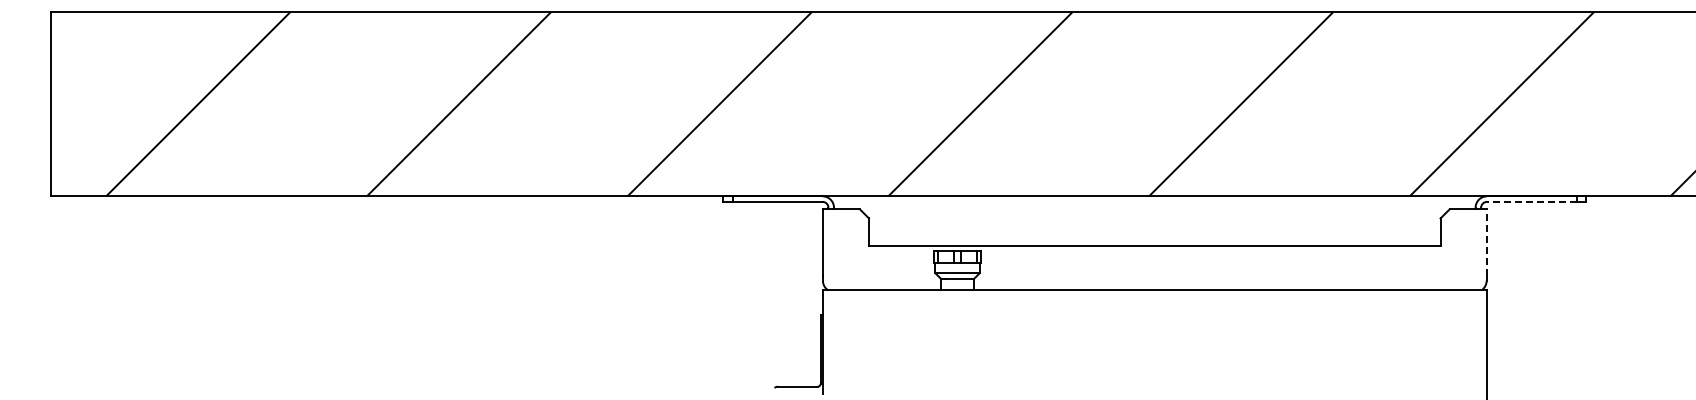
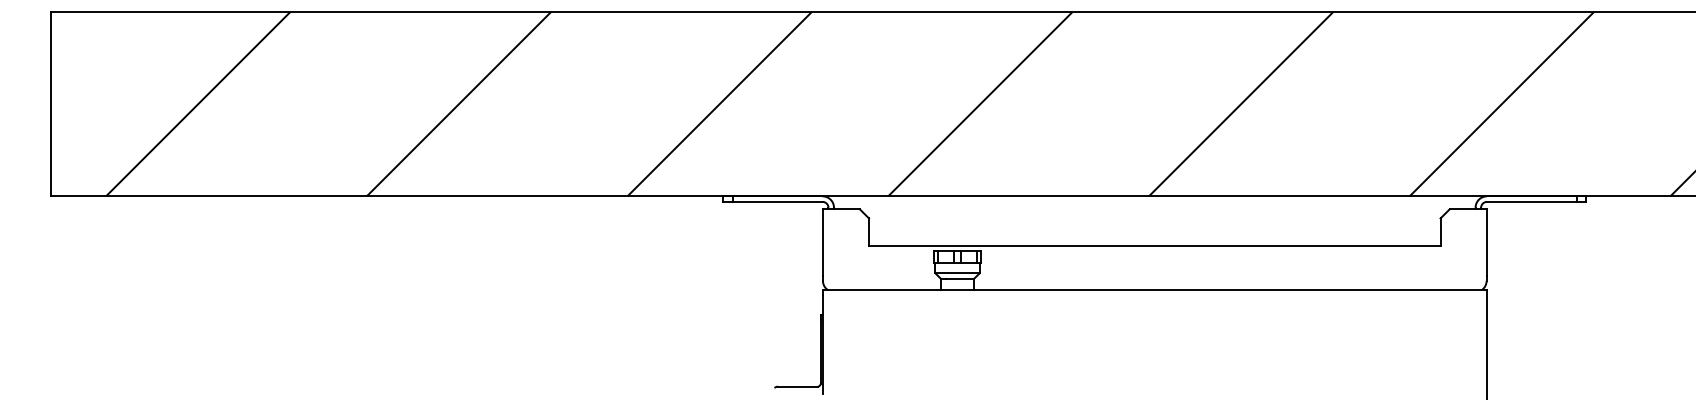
line: dashed -> solid (1532, 201)
line: dashed -> solid (1486, 241)
